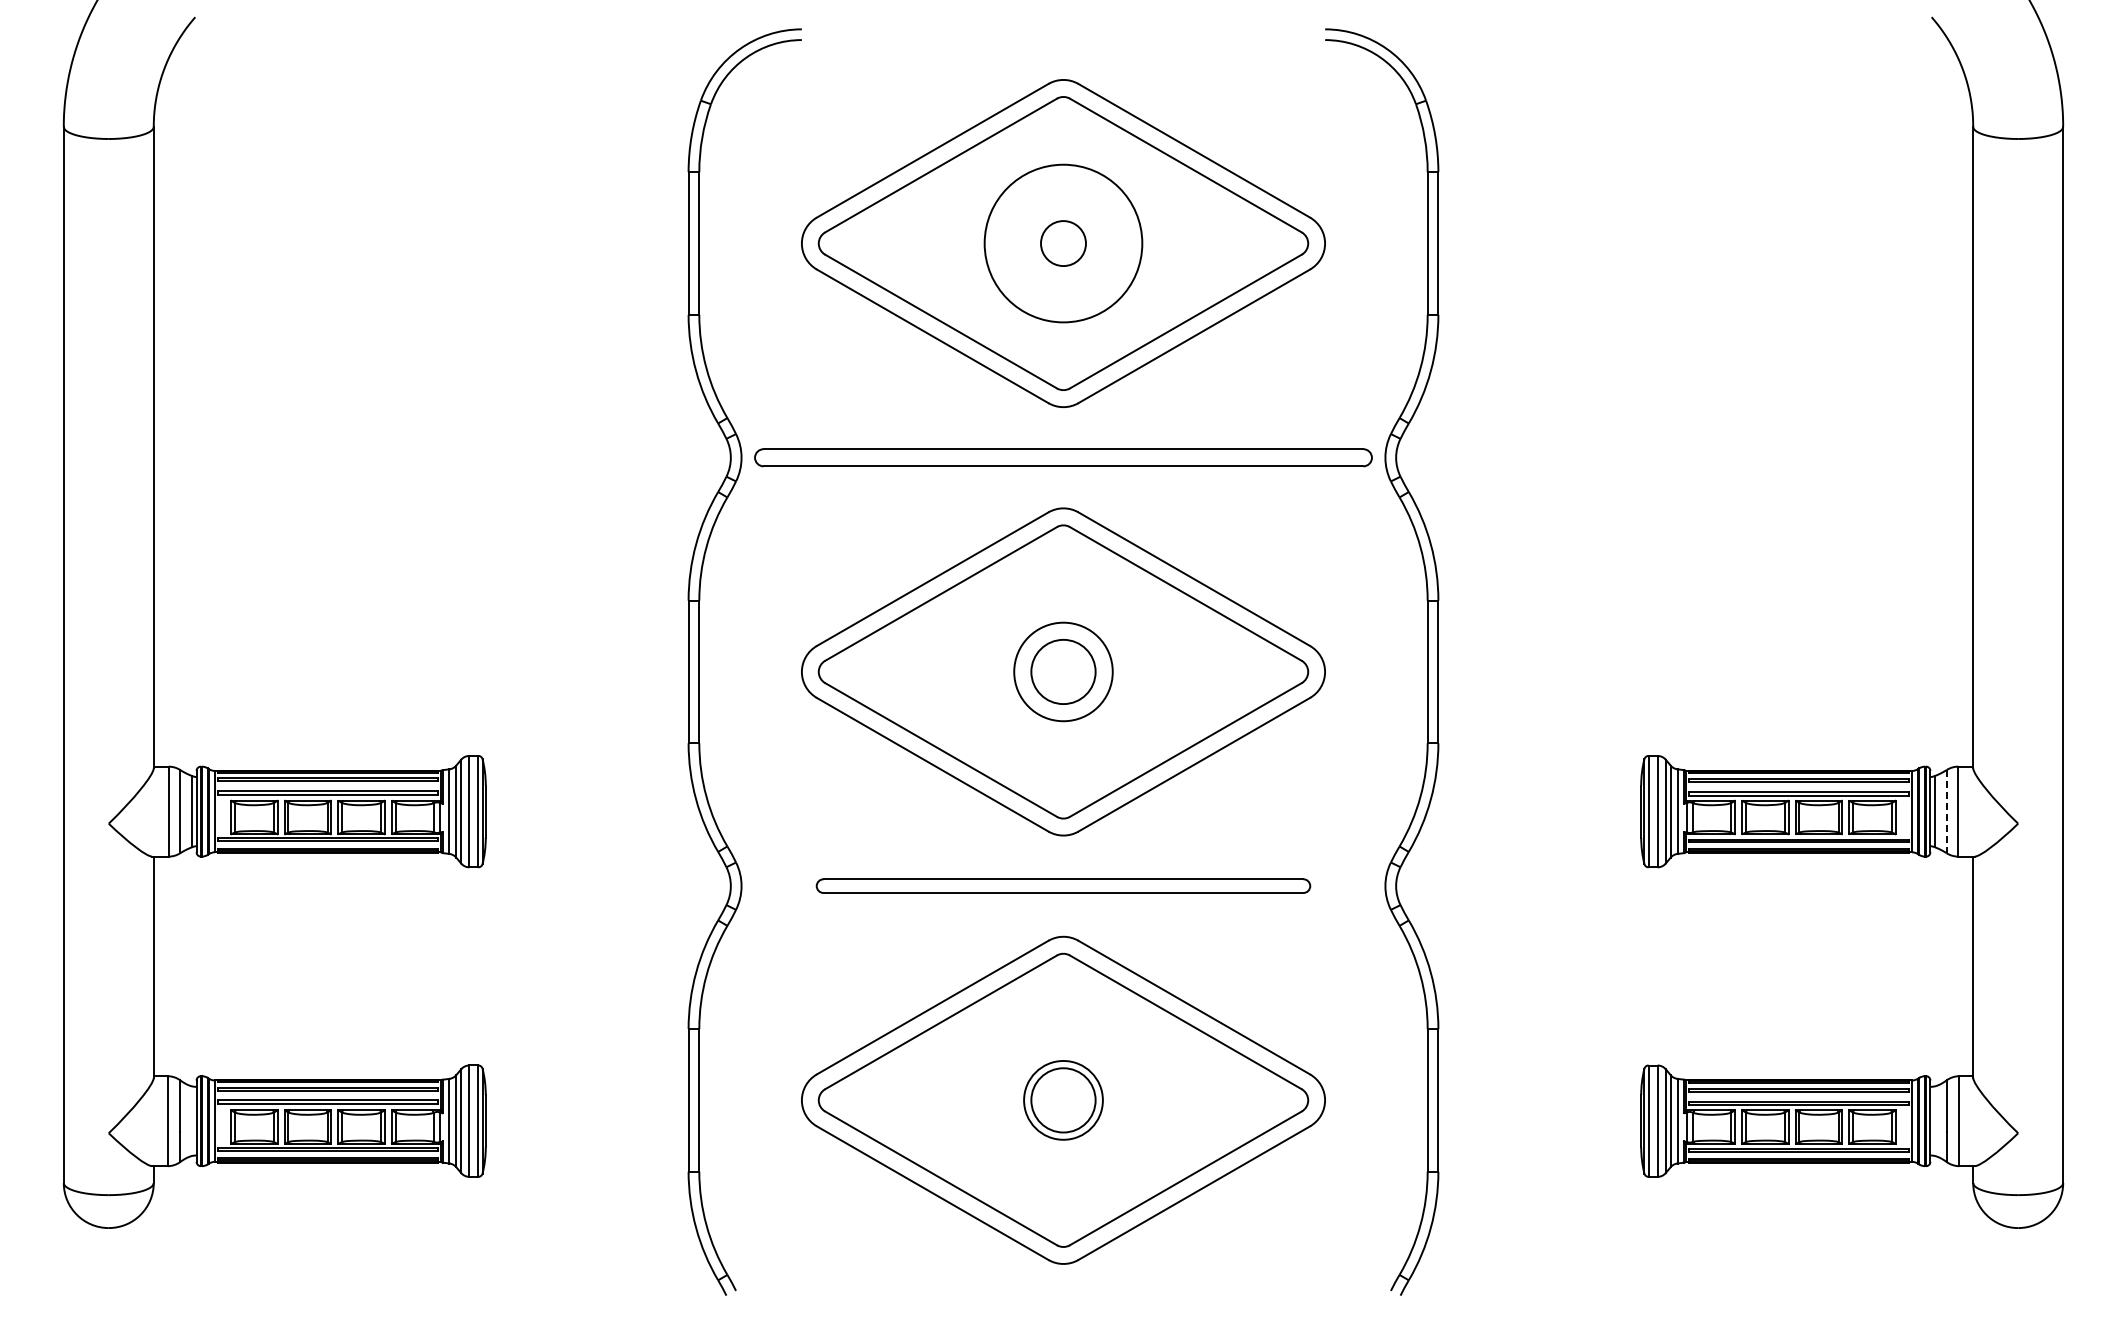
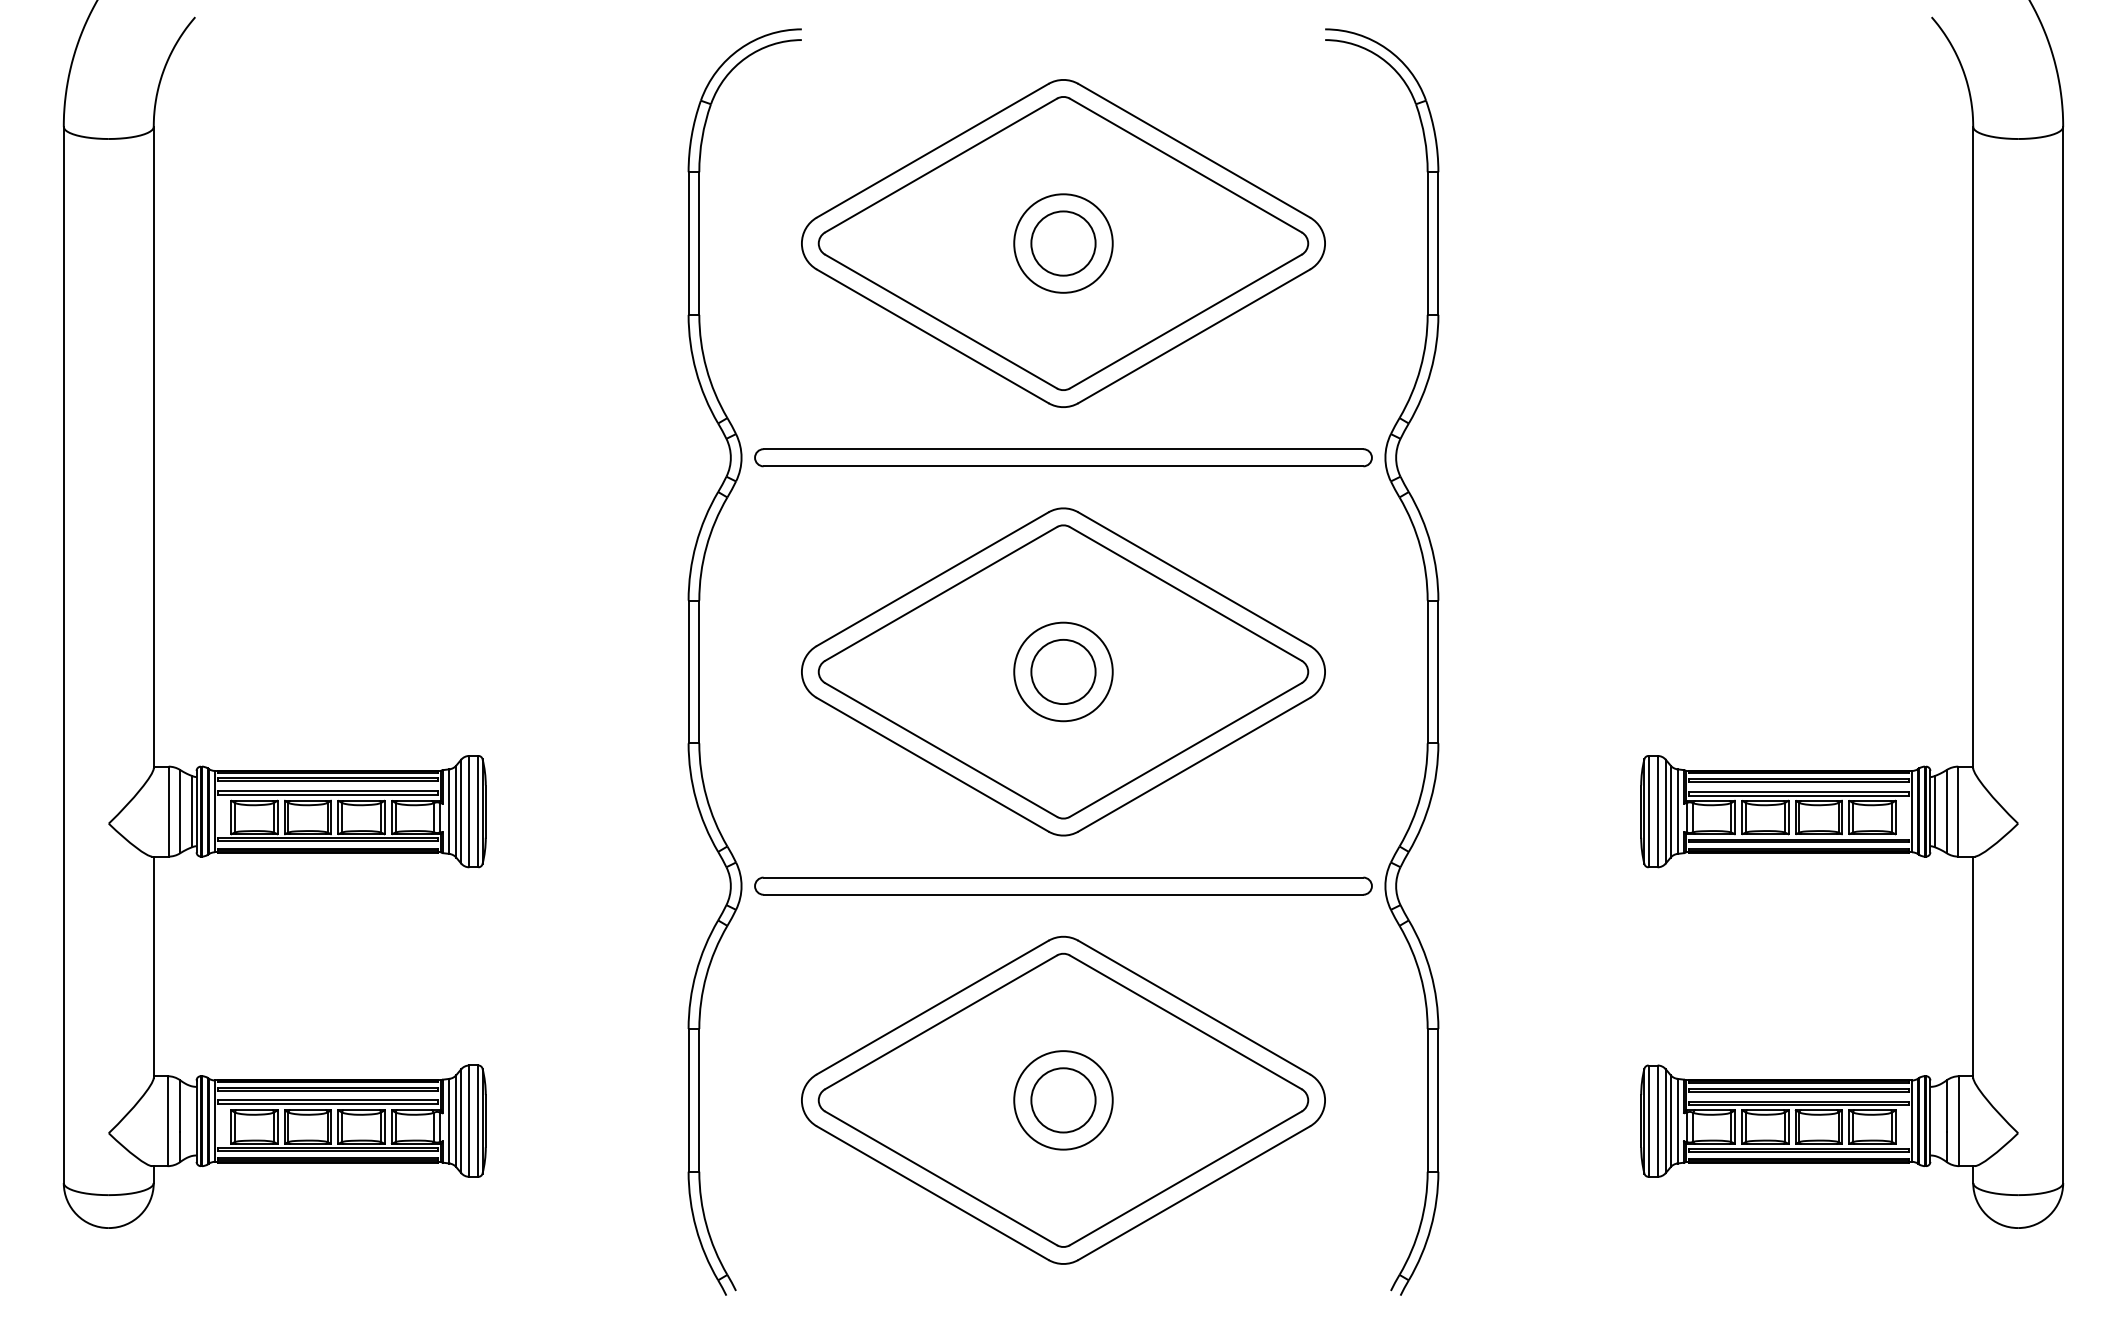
circle diameter: 158 px -> 99 px (1063, 243)
circle diameter: 45 px -> 64 px (1063, 243)
line: dashed -> solid (1946, 811)
part size: 497x16 px -> 619x20 px (1063, 885)
circle diameter: 79 px -> 99 px (1063, 1100)
